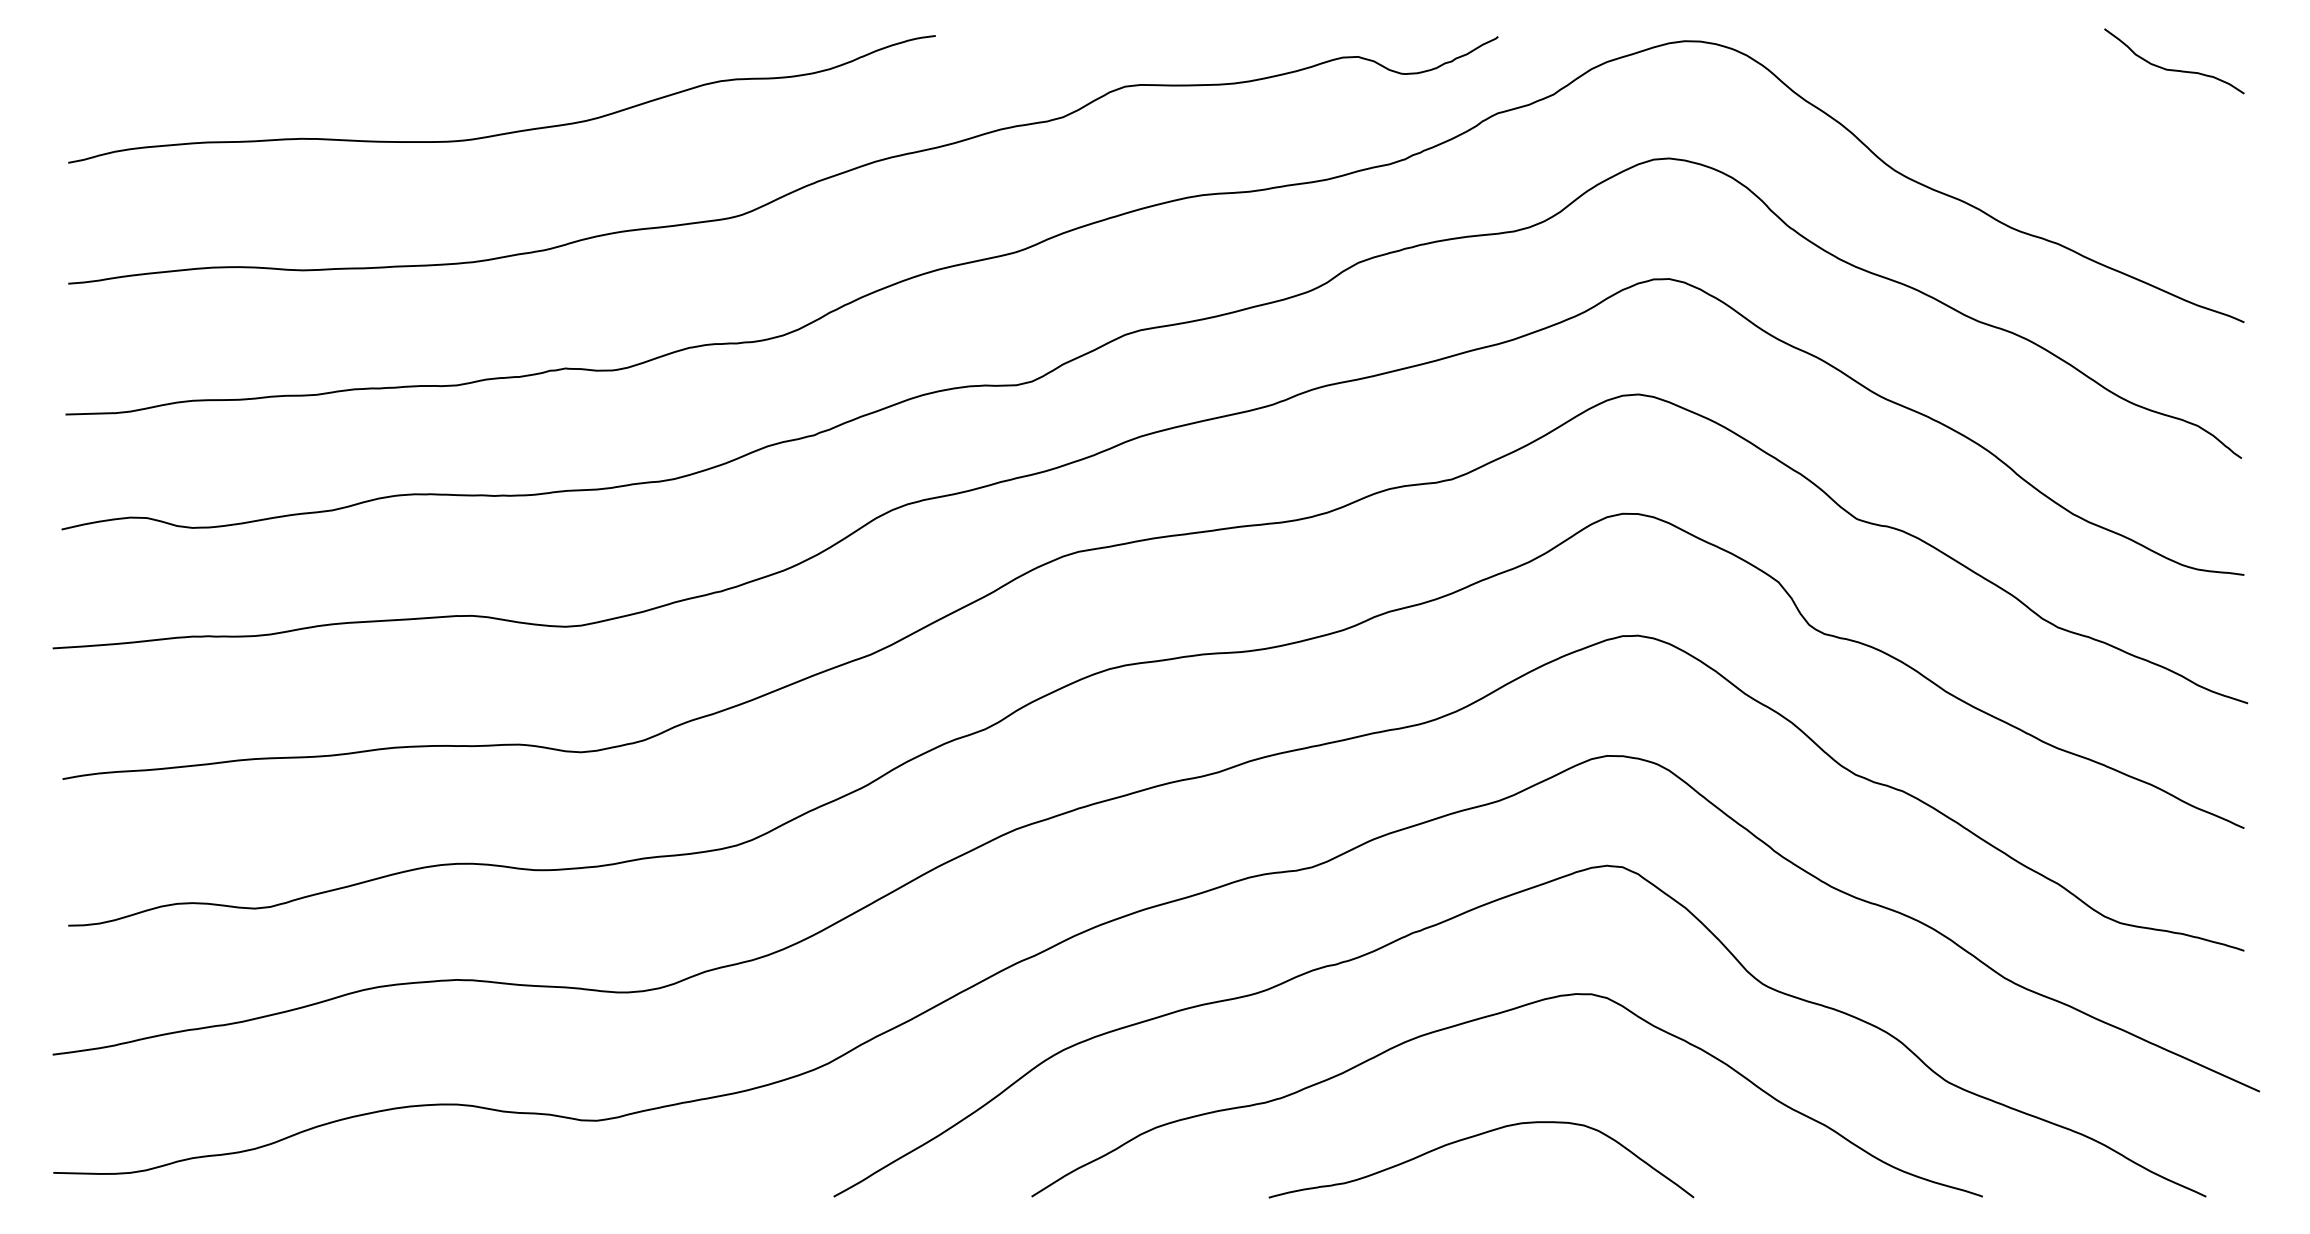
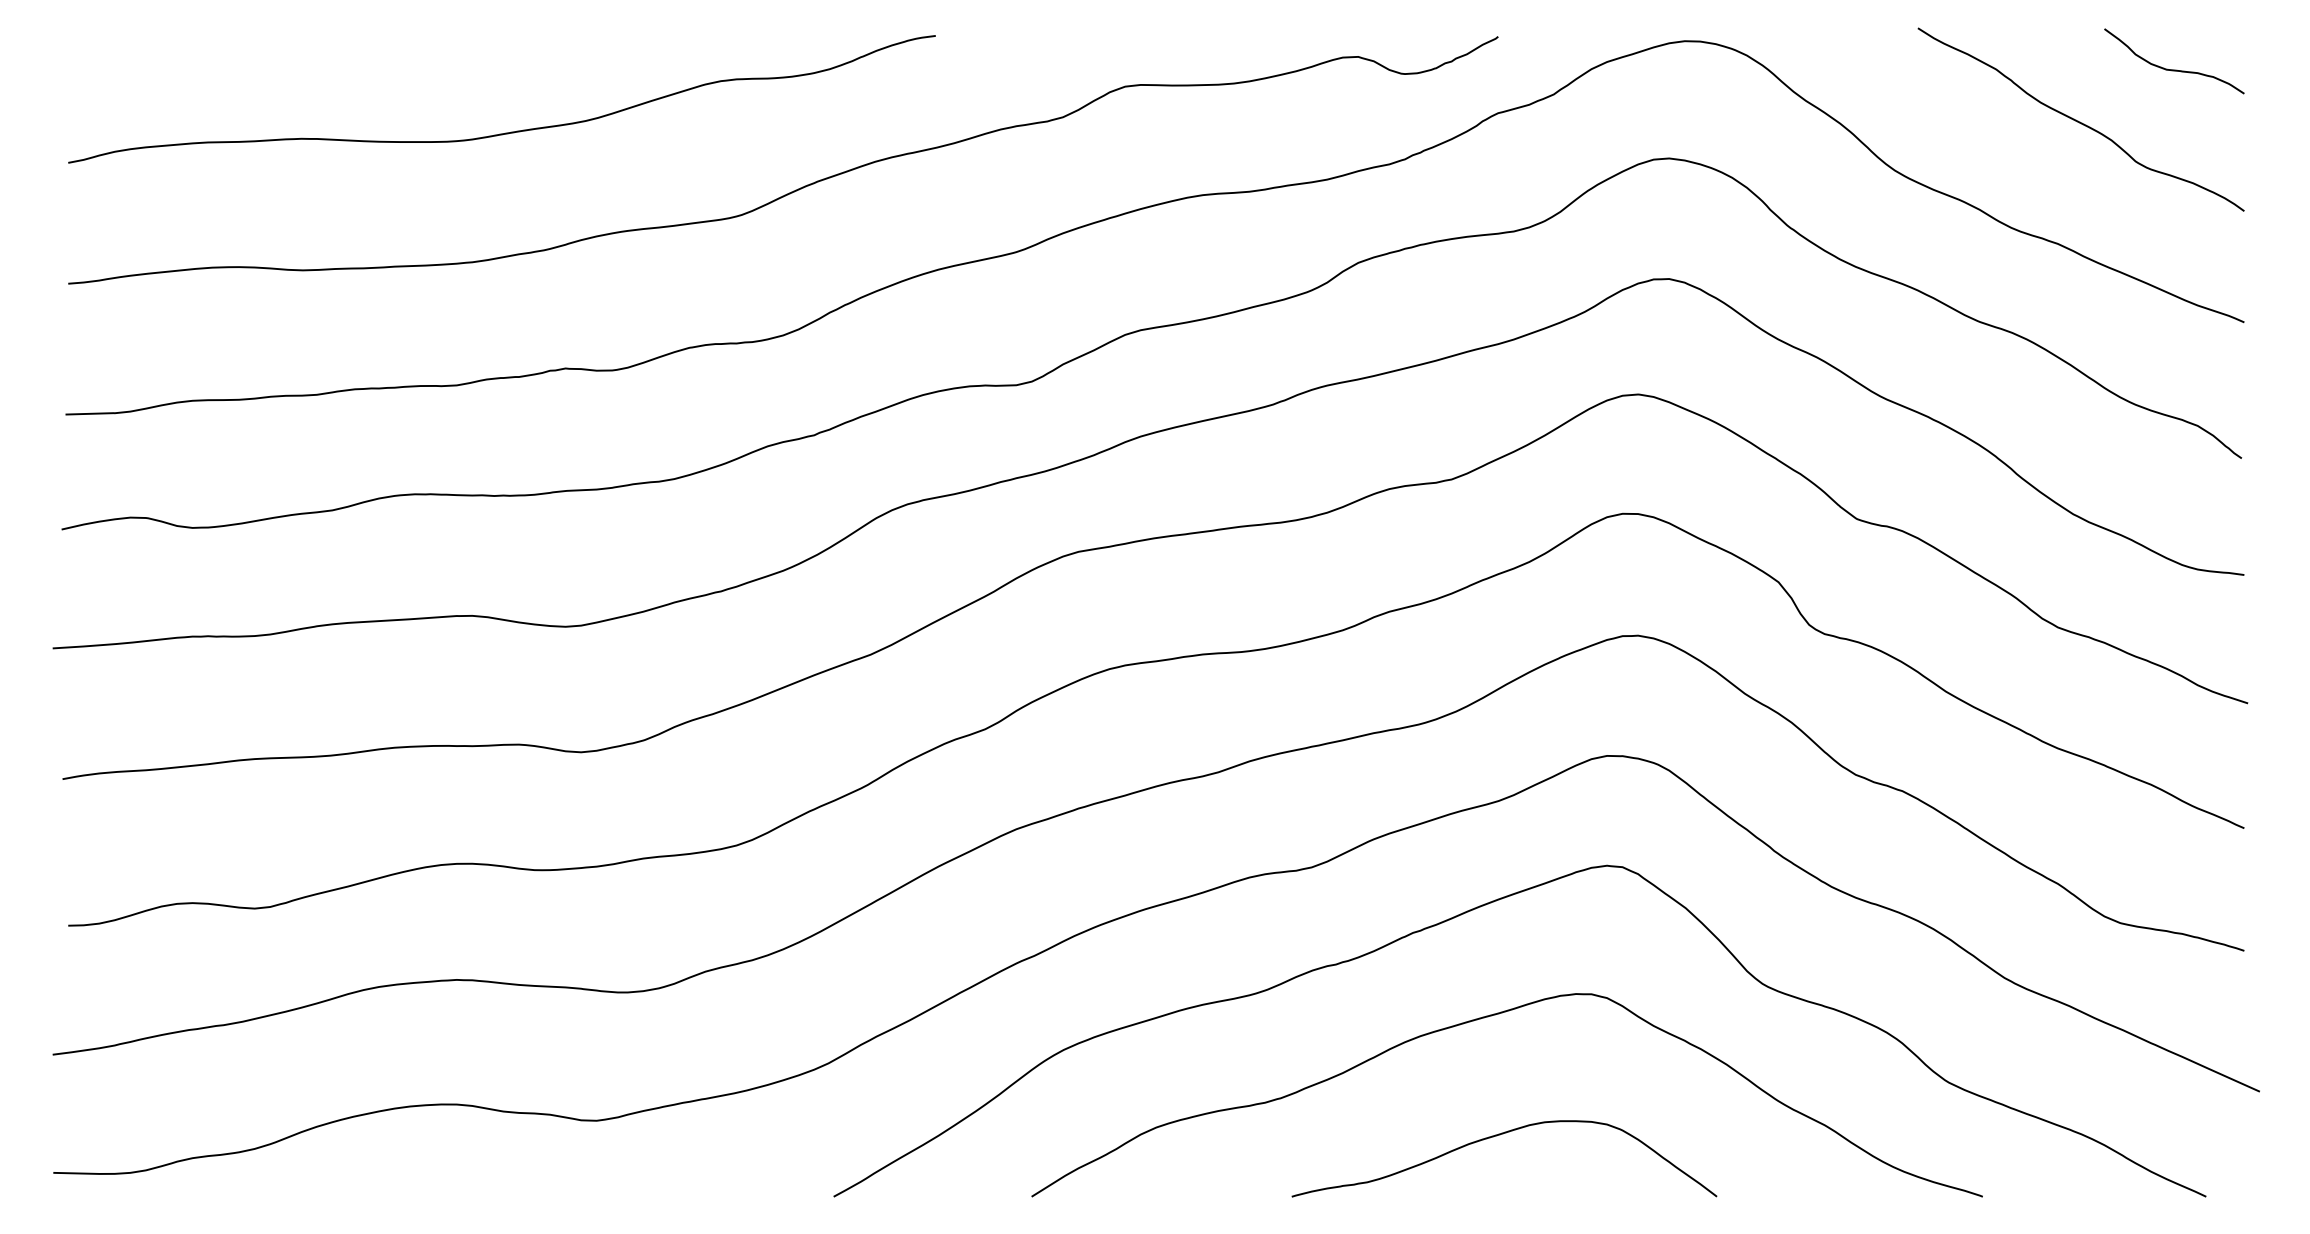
curve: none -> present (2080, 121)
curve position: (1477, 1136) -> (1500, 1135) (1500, 1135)
